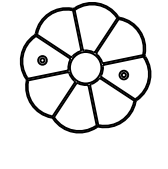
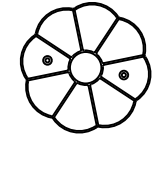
part position: (42, 60) -> (47, 60) (47, 60)
